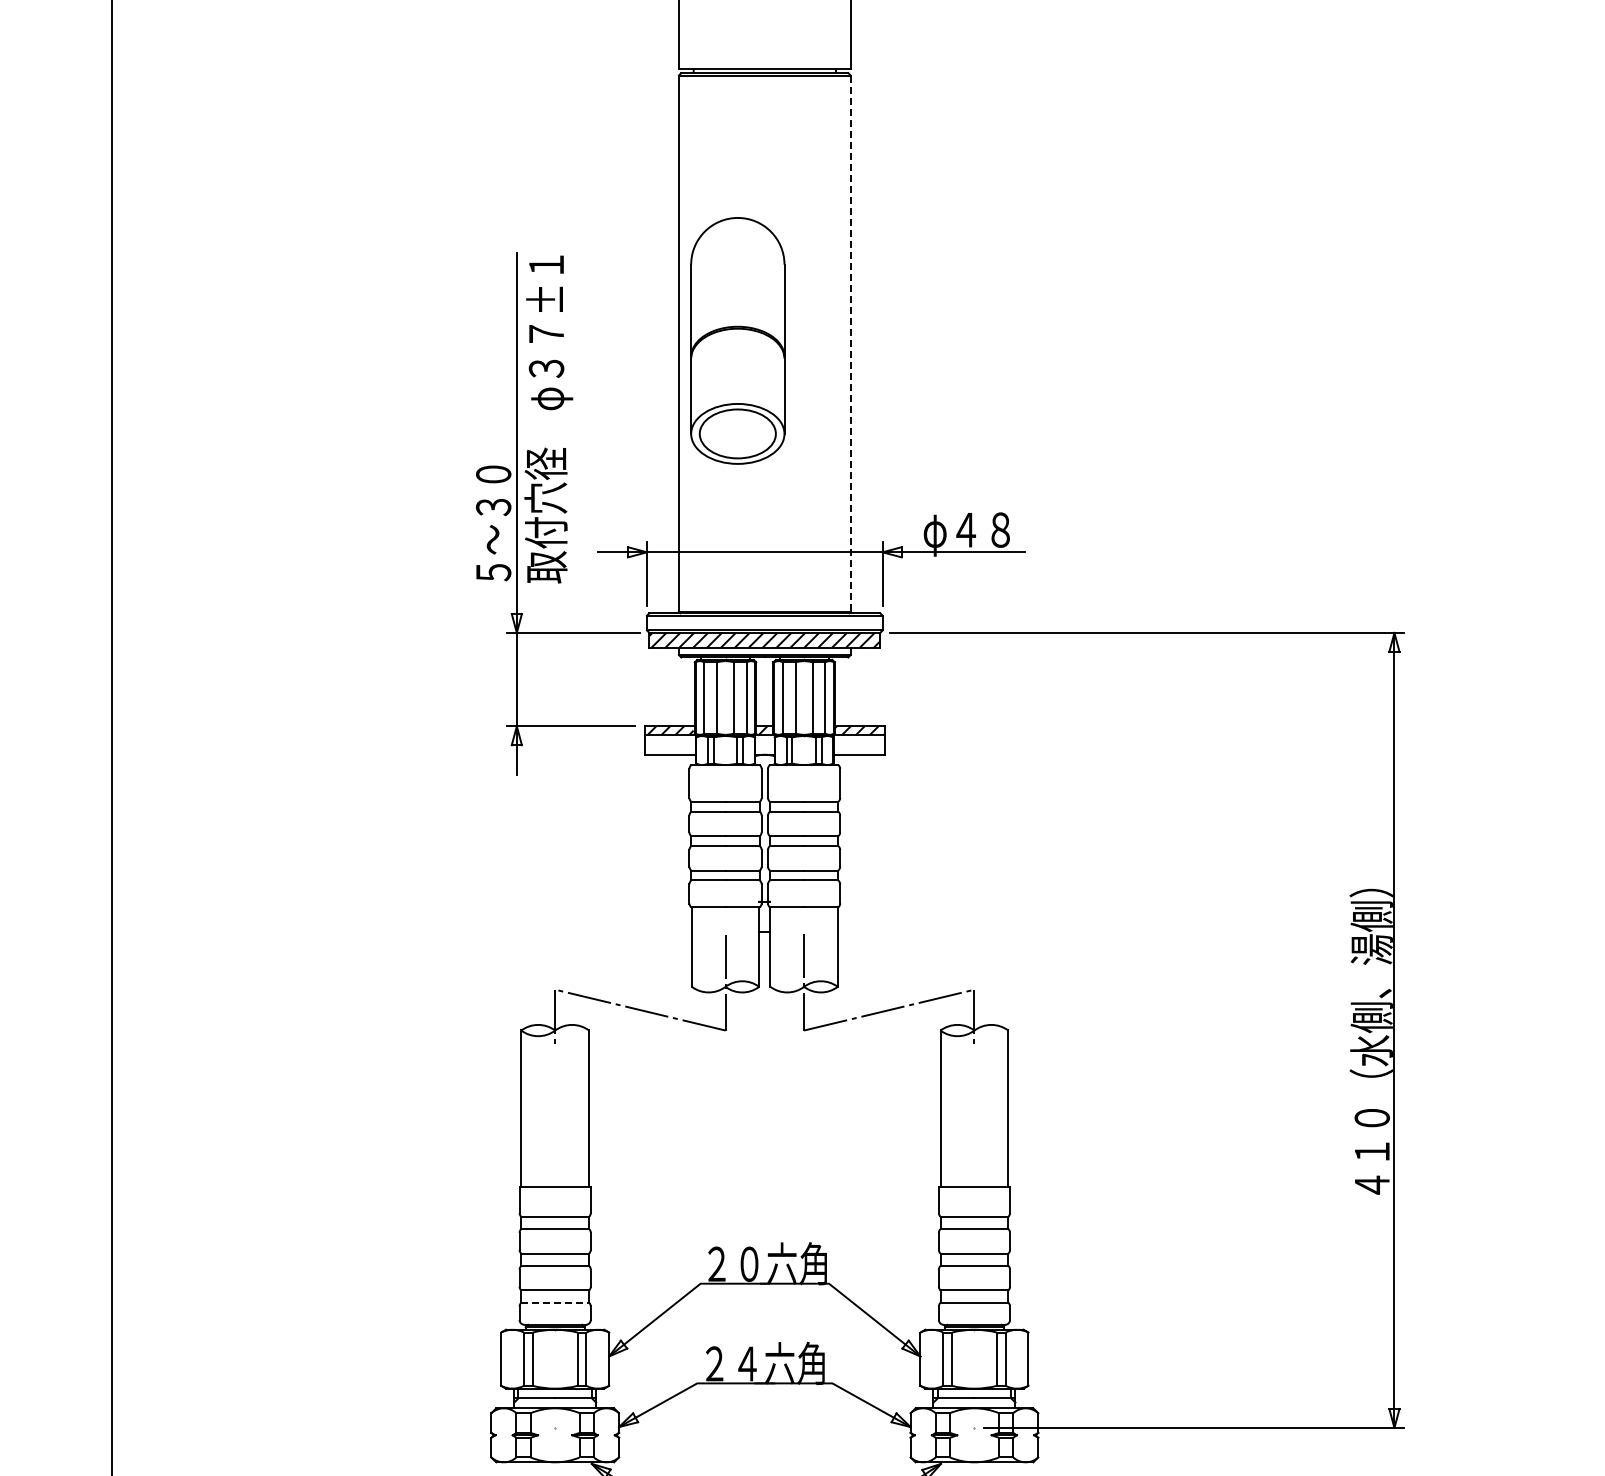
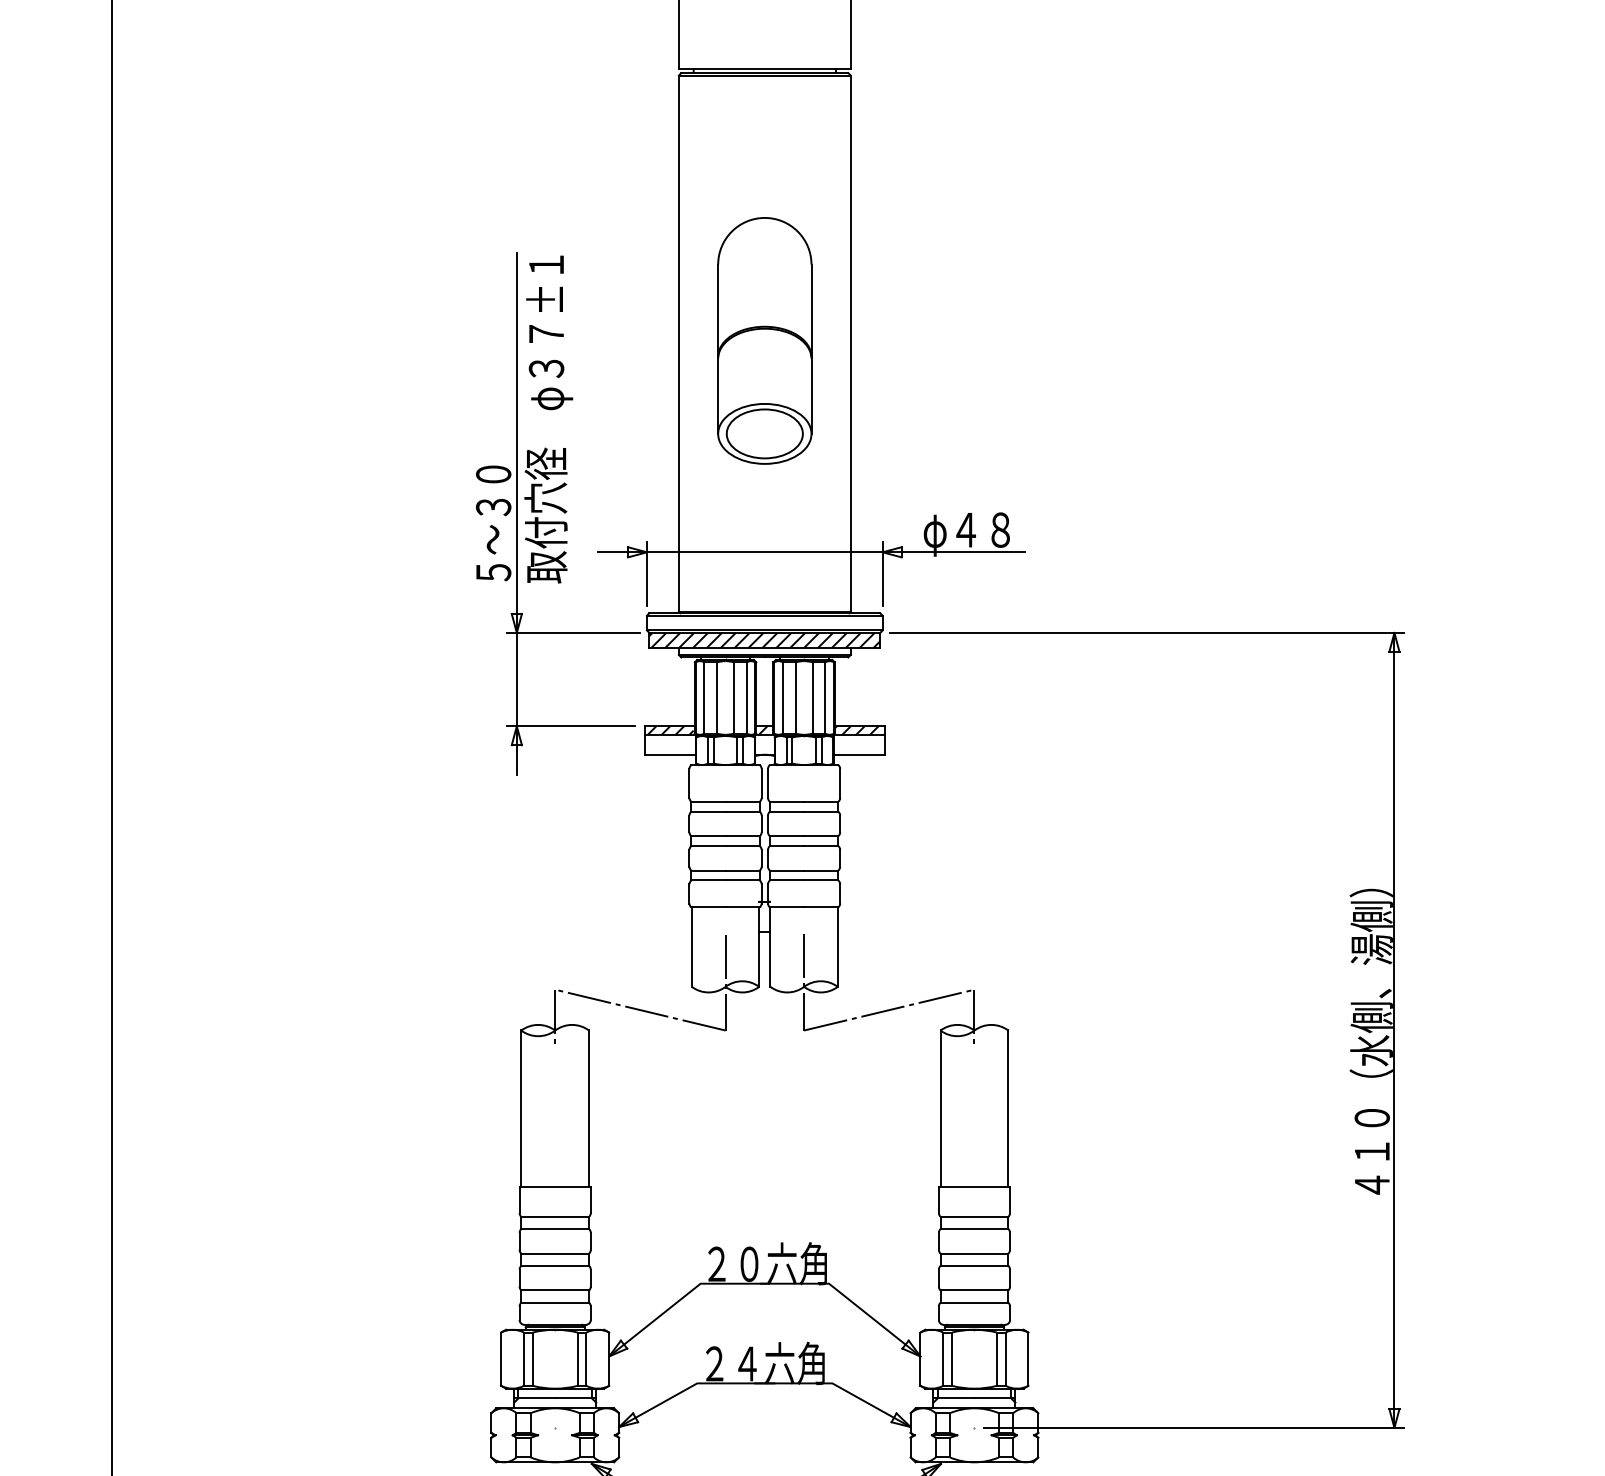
part position: (737, 340) -> (764, 340) (764, 340)
line: dashed -> solid (850, 344)
line: dashed -> solid (555, 1302)
